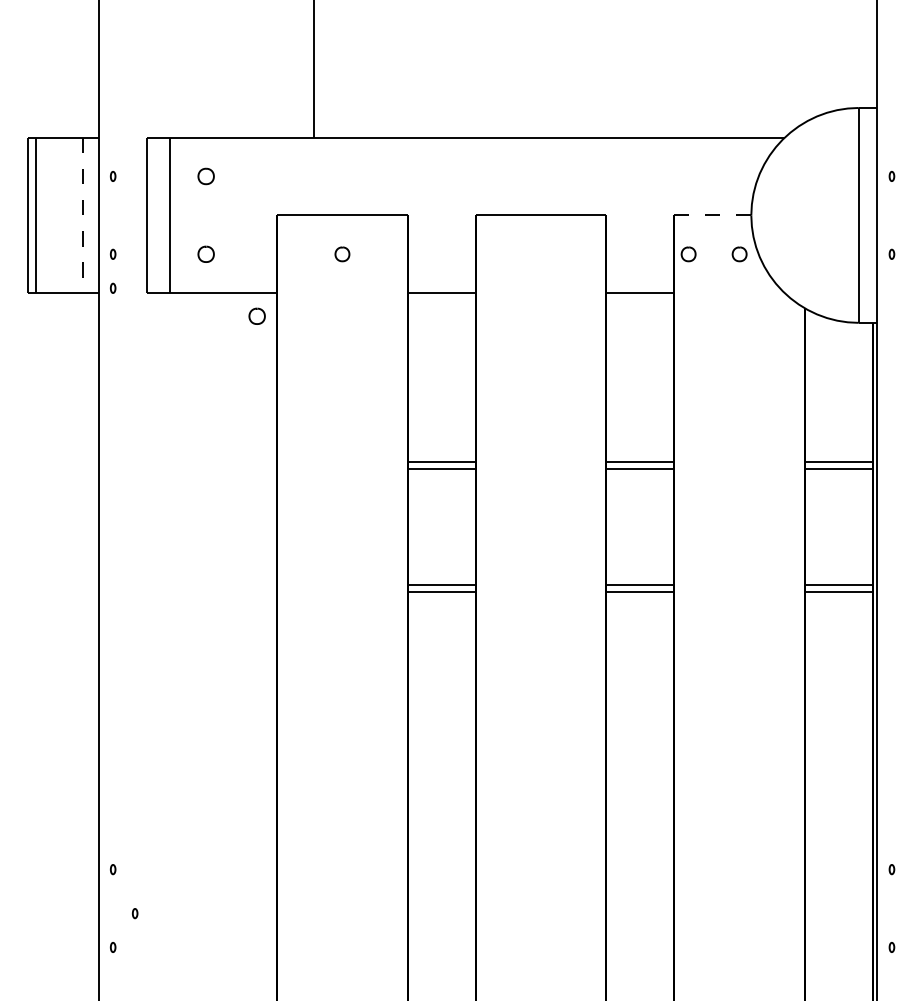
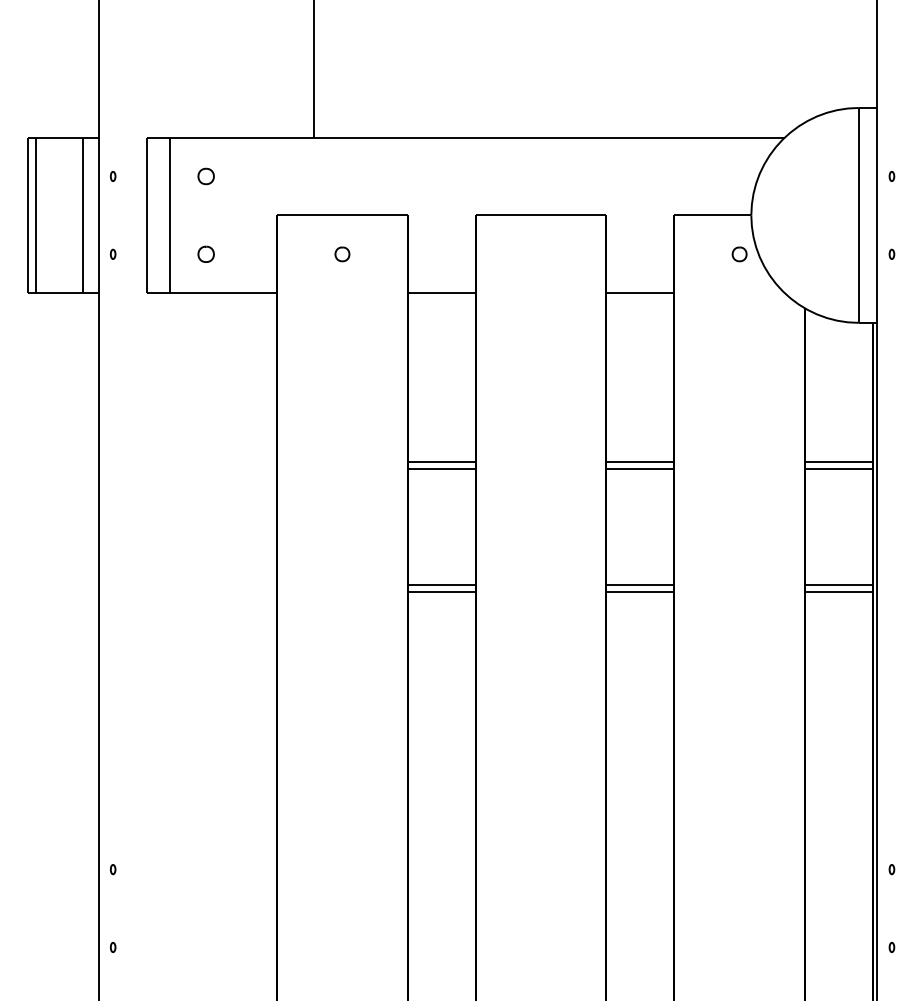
line: dashed -> solid (83, 215)
line: dashed -> solid (712, 215)
part: present -> none (688, 254)
part: present -> none (113, 287)
part: present -> none (256, 315)
part: present -> none (135, 913)
